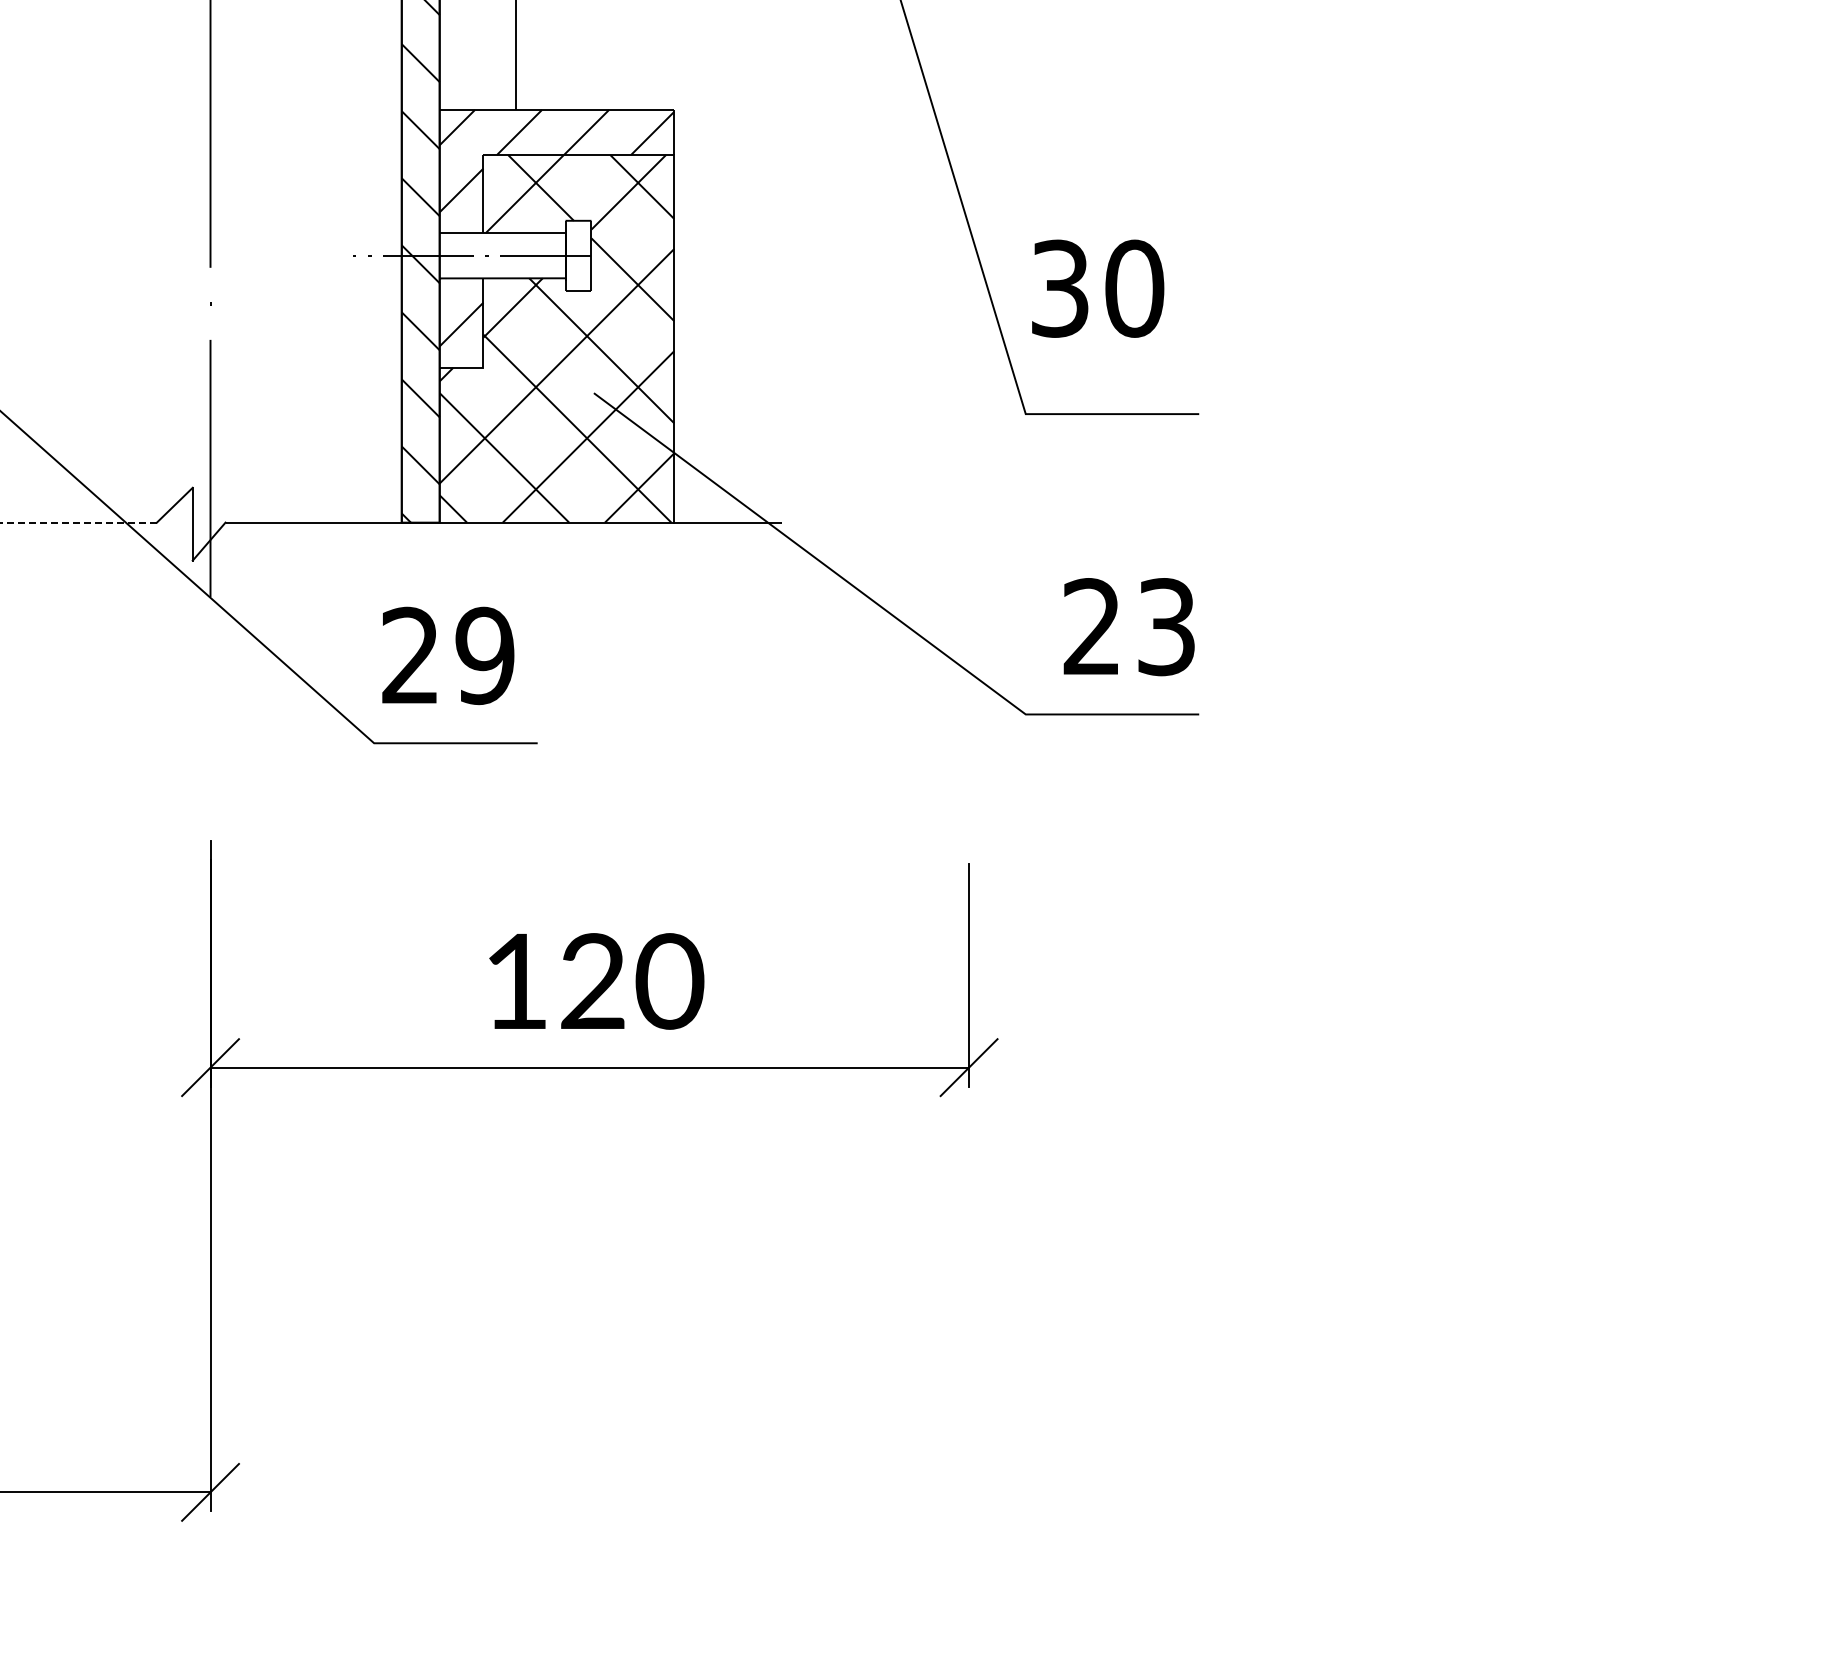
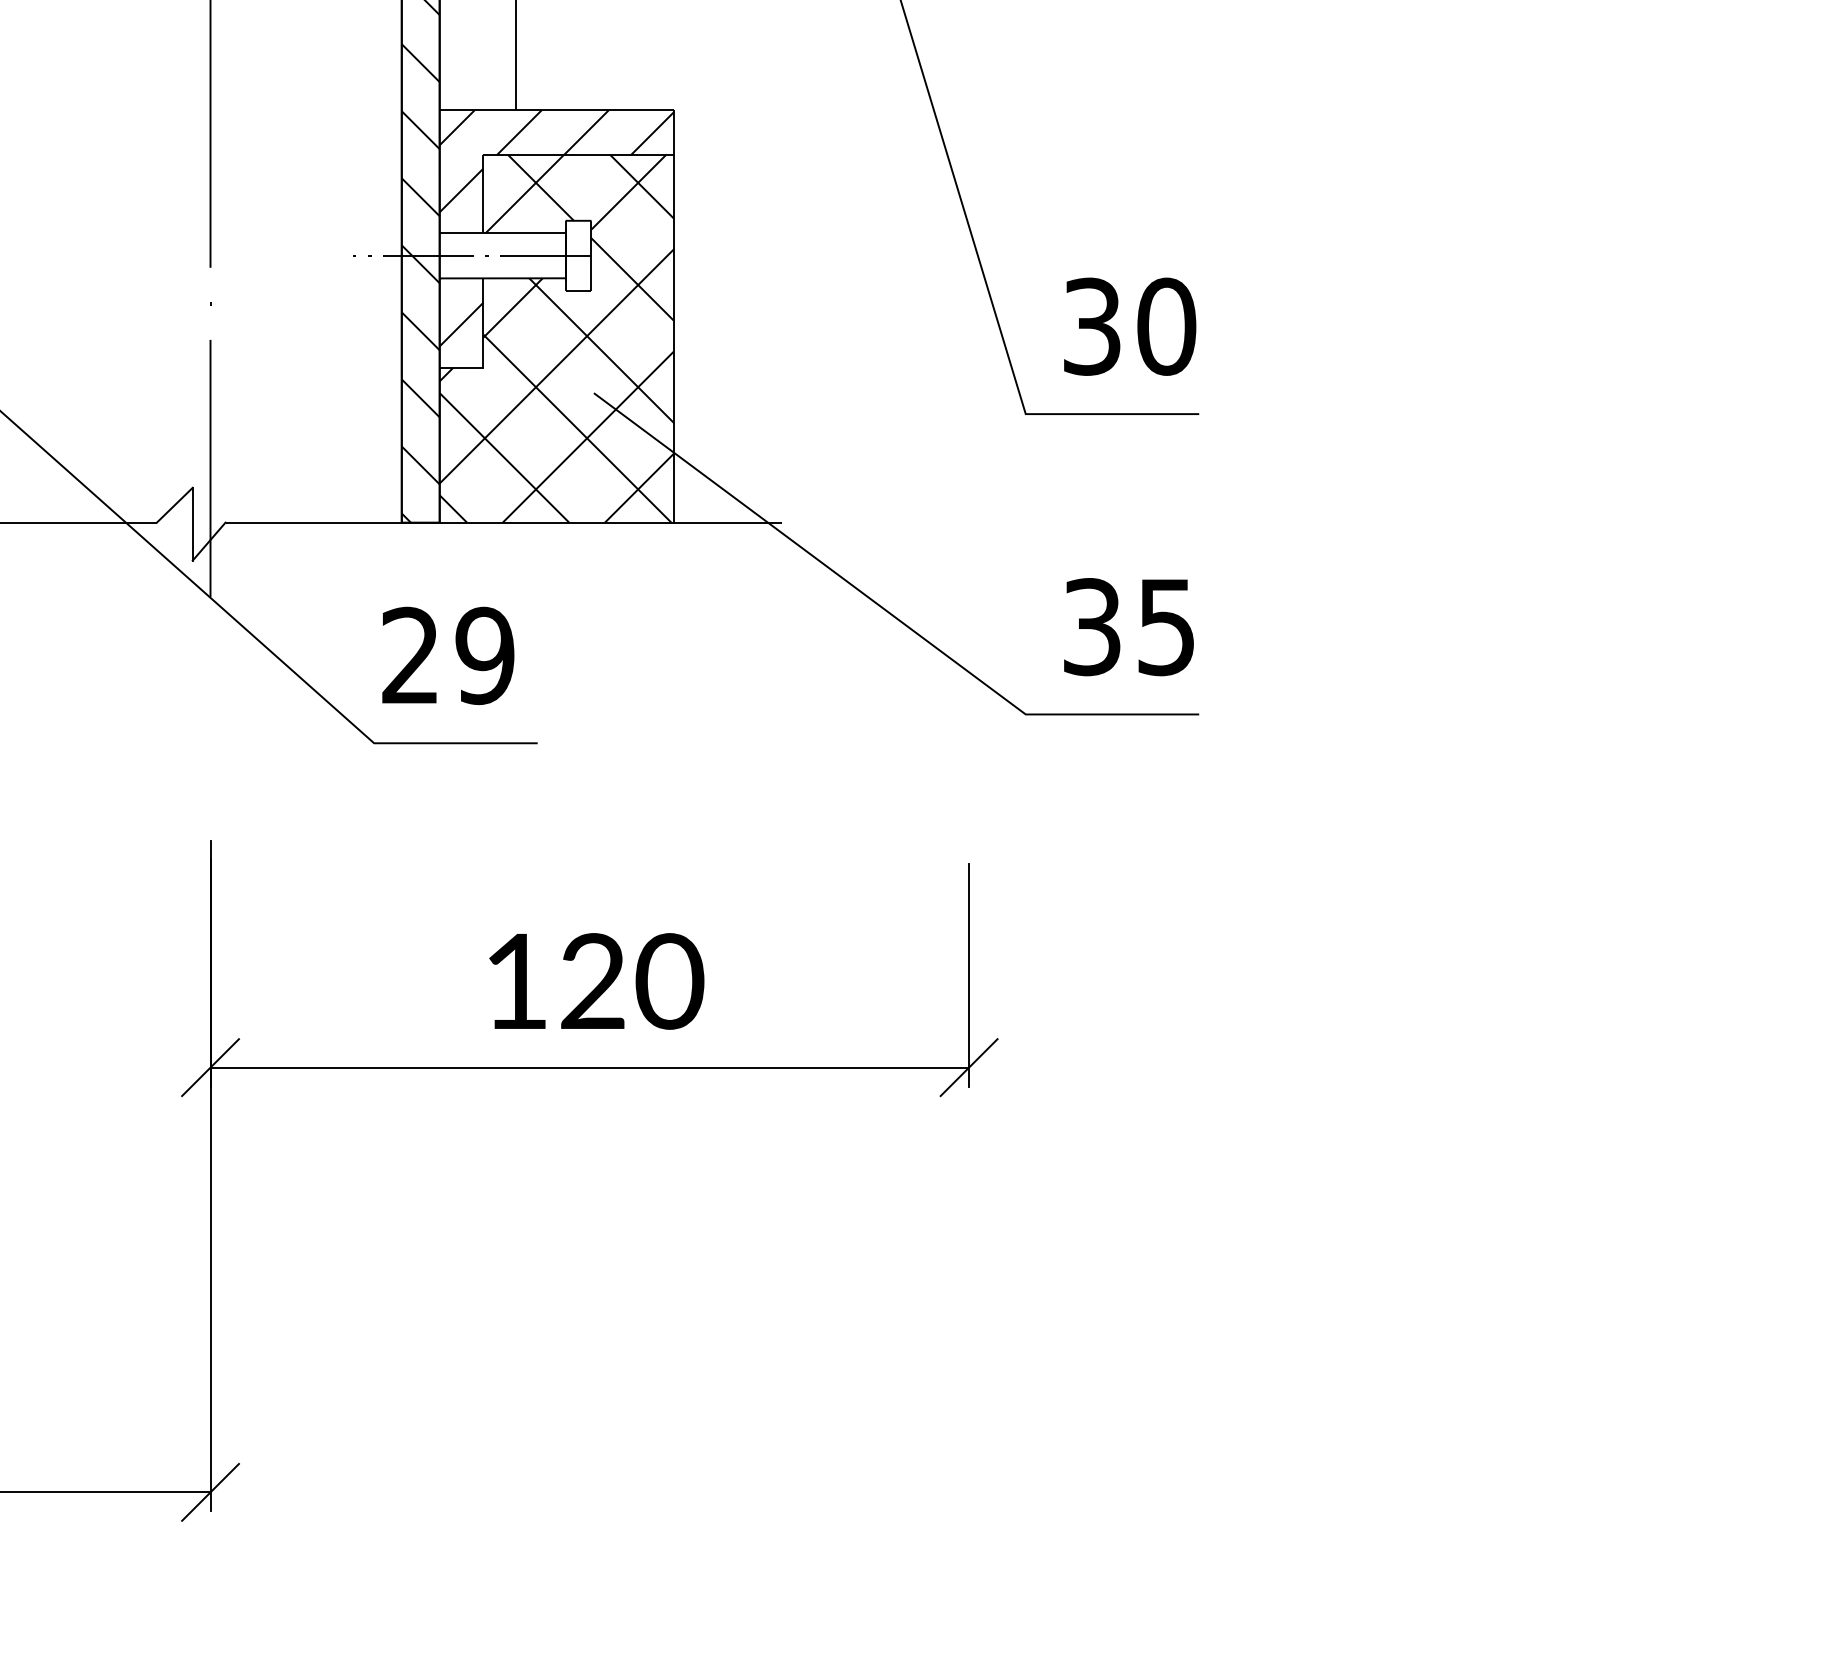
text position: (1098, 288) -> (1130, 326) (1130, 326)
line: dashed -> solid (78, 522)
text: 23 -> 35 (1128, 627)
